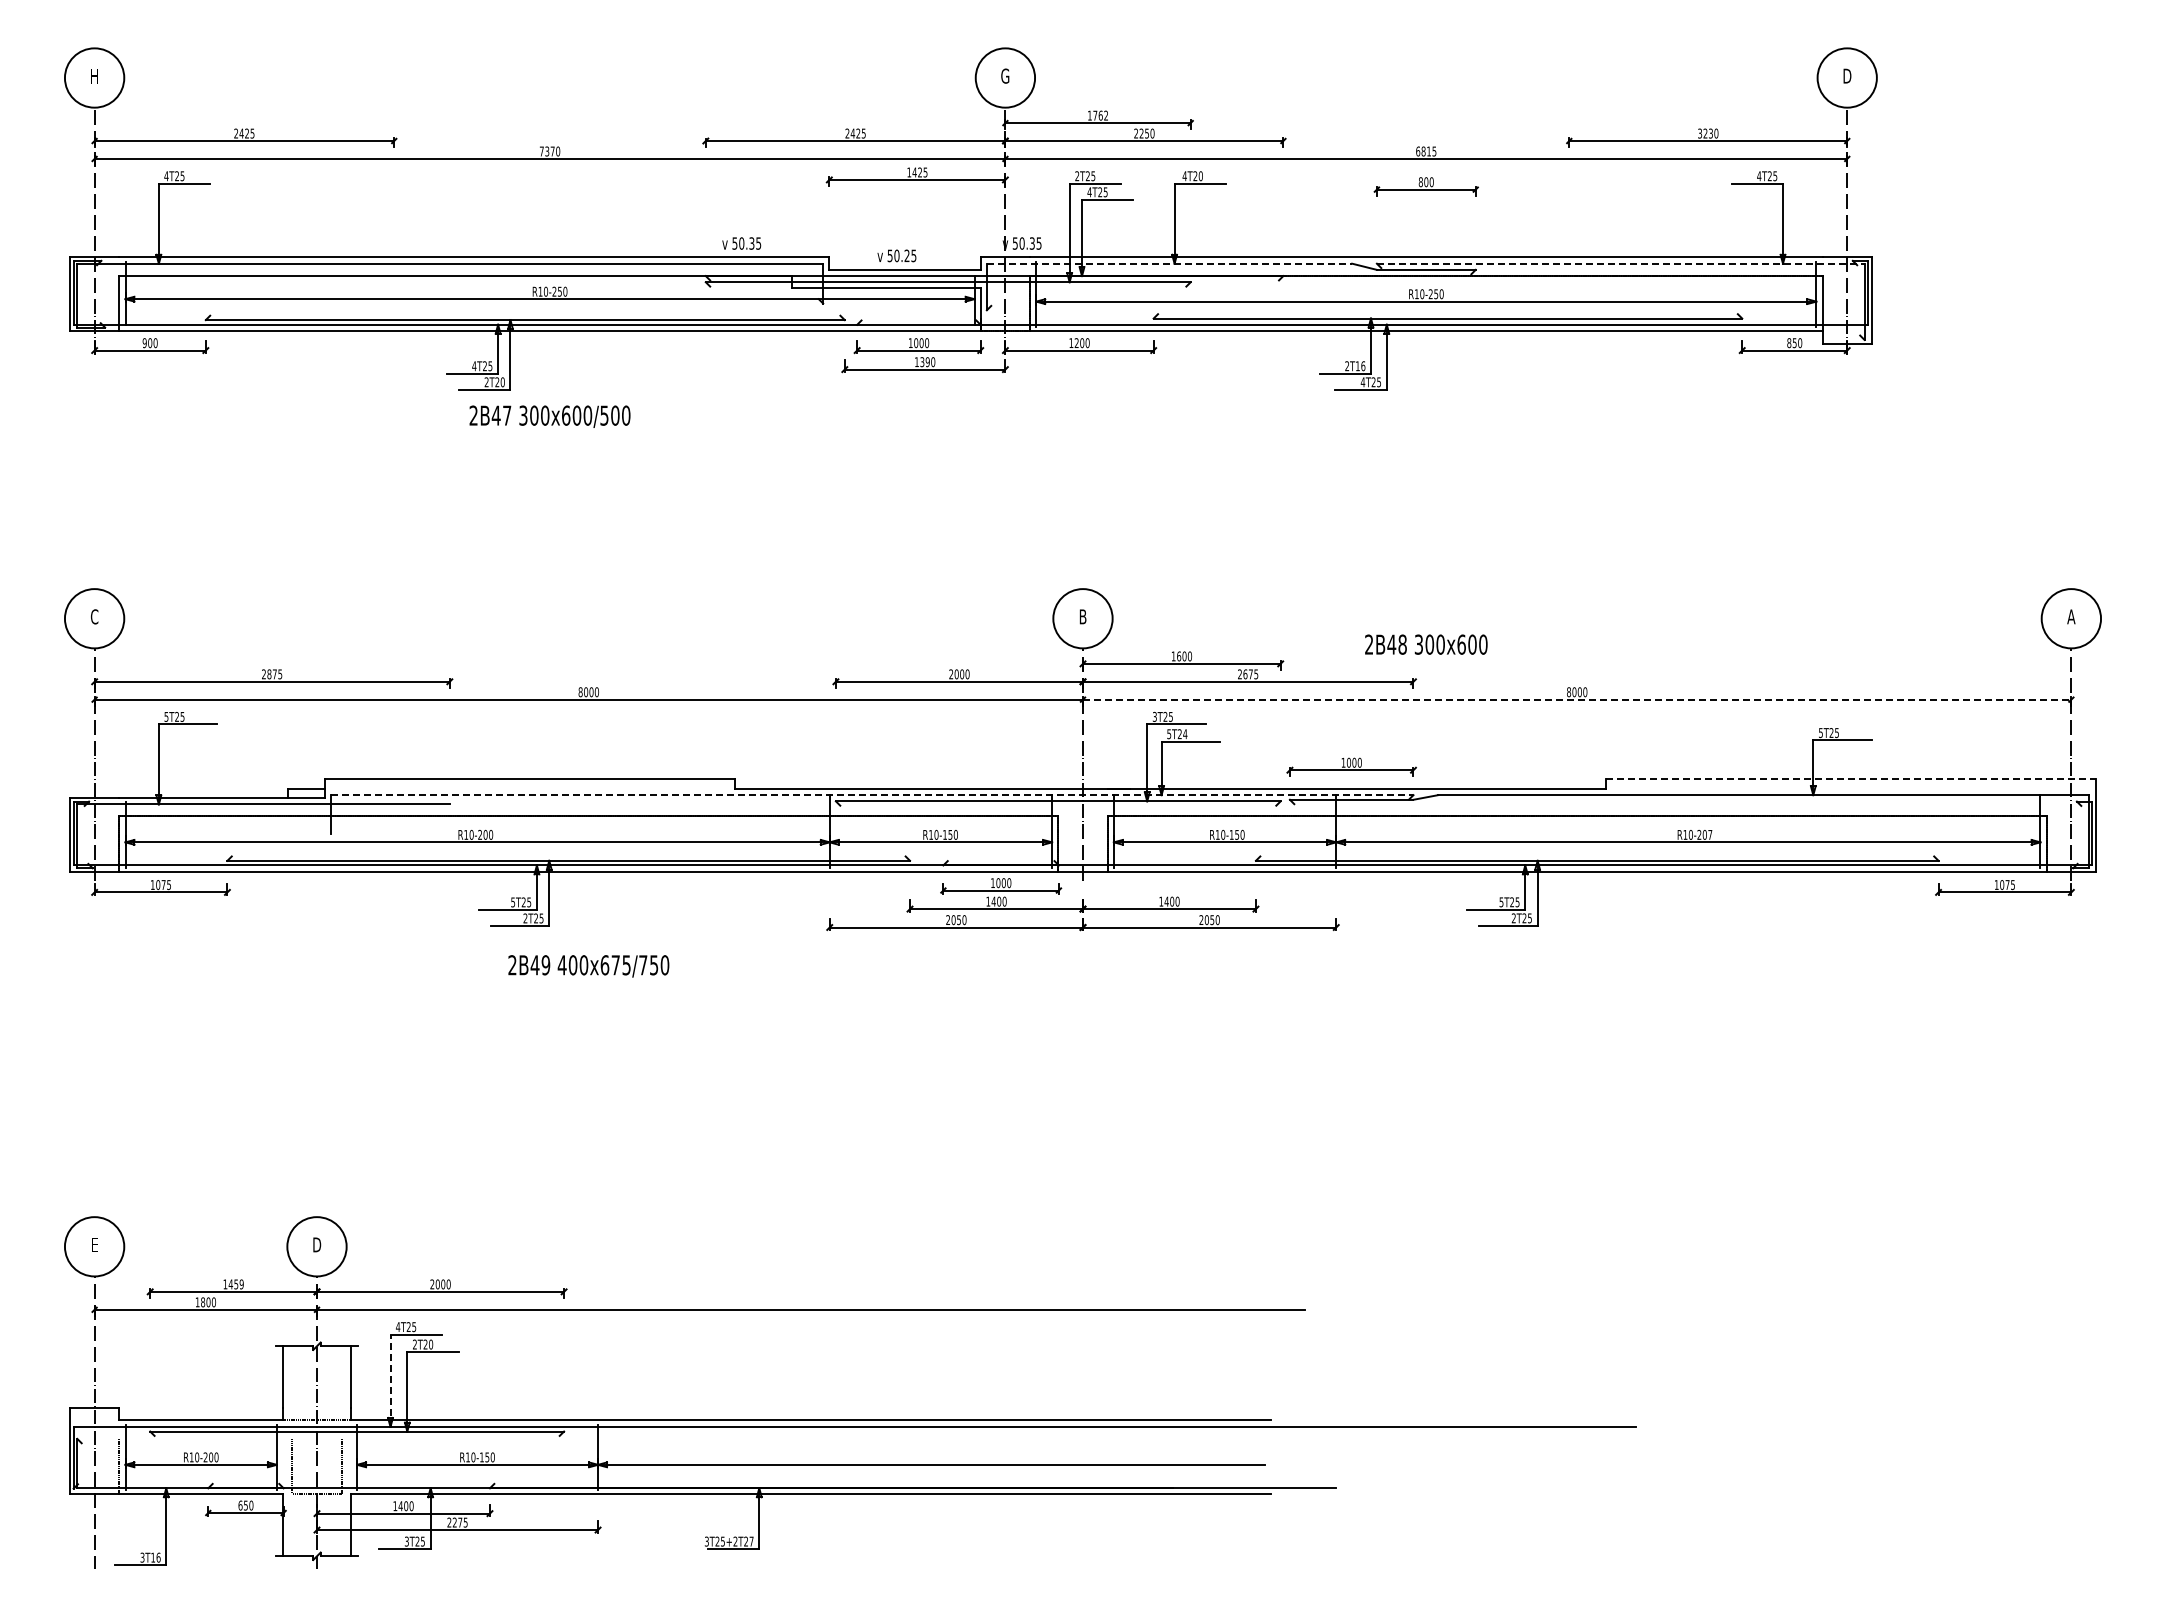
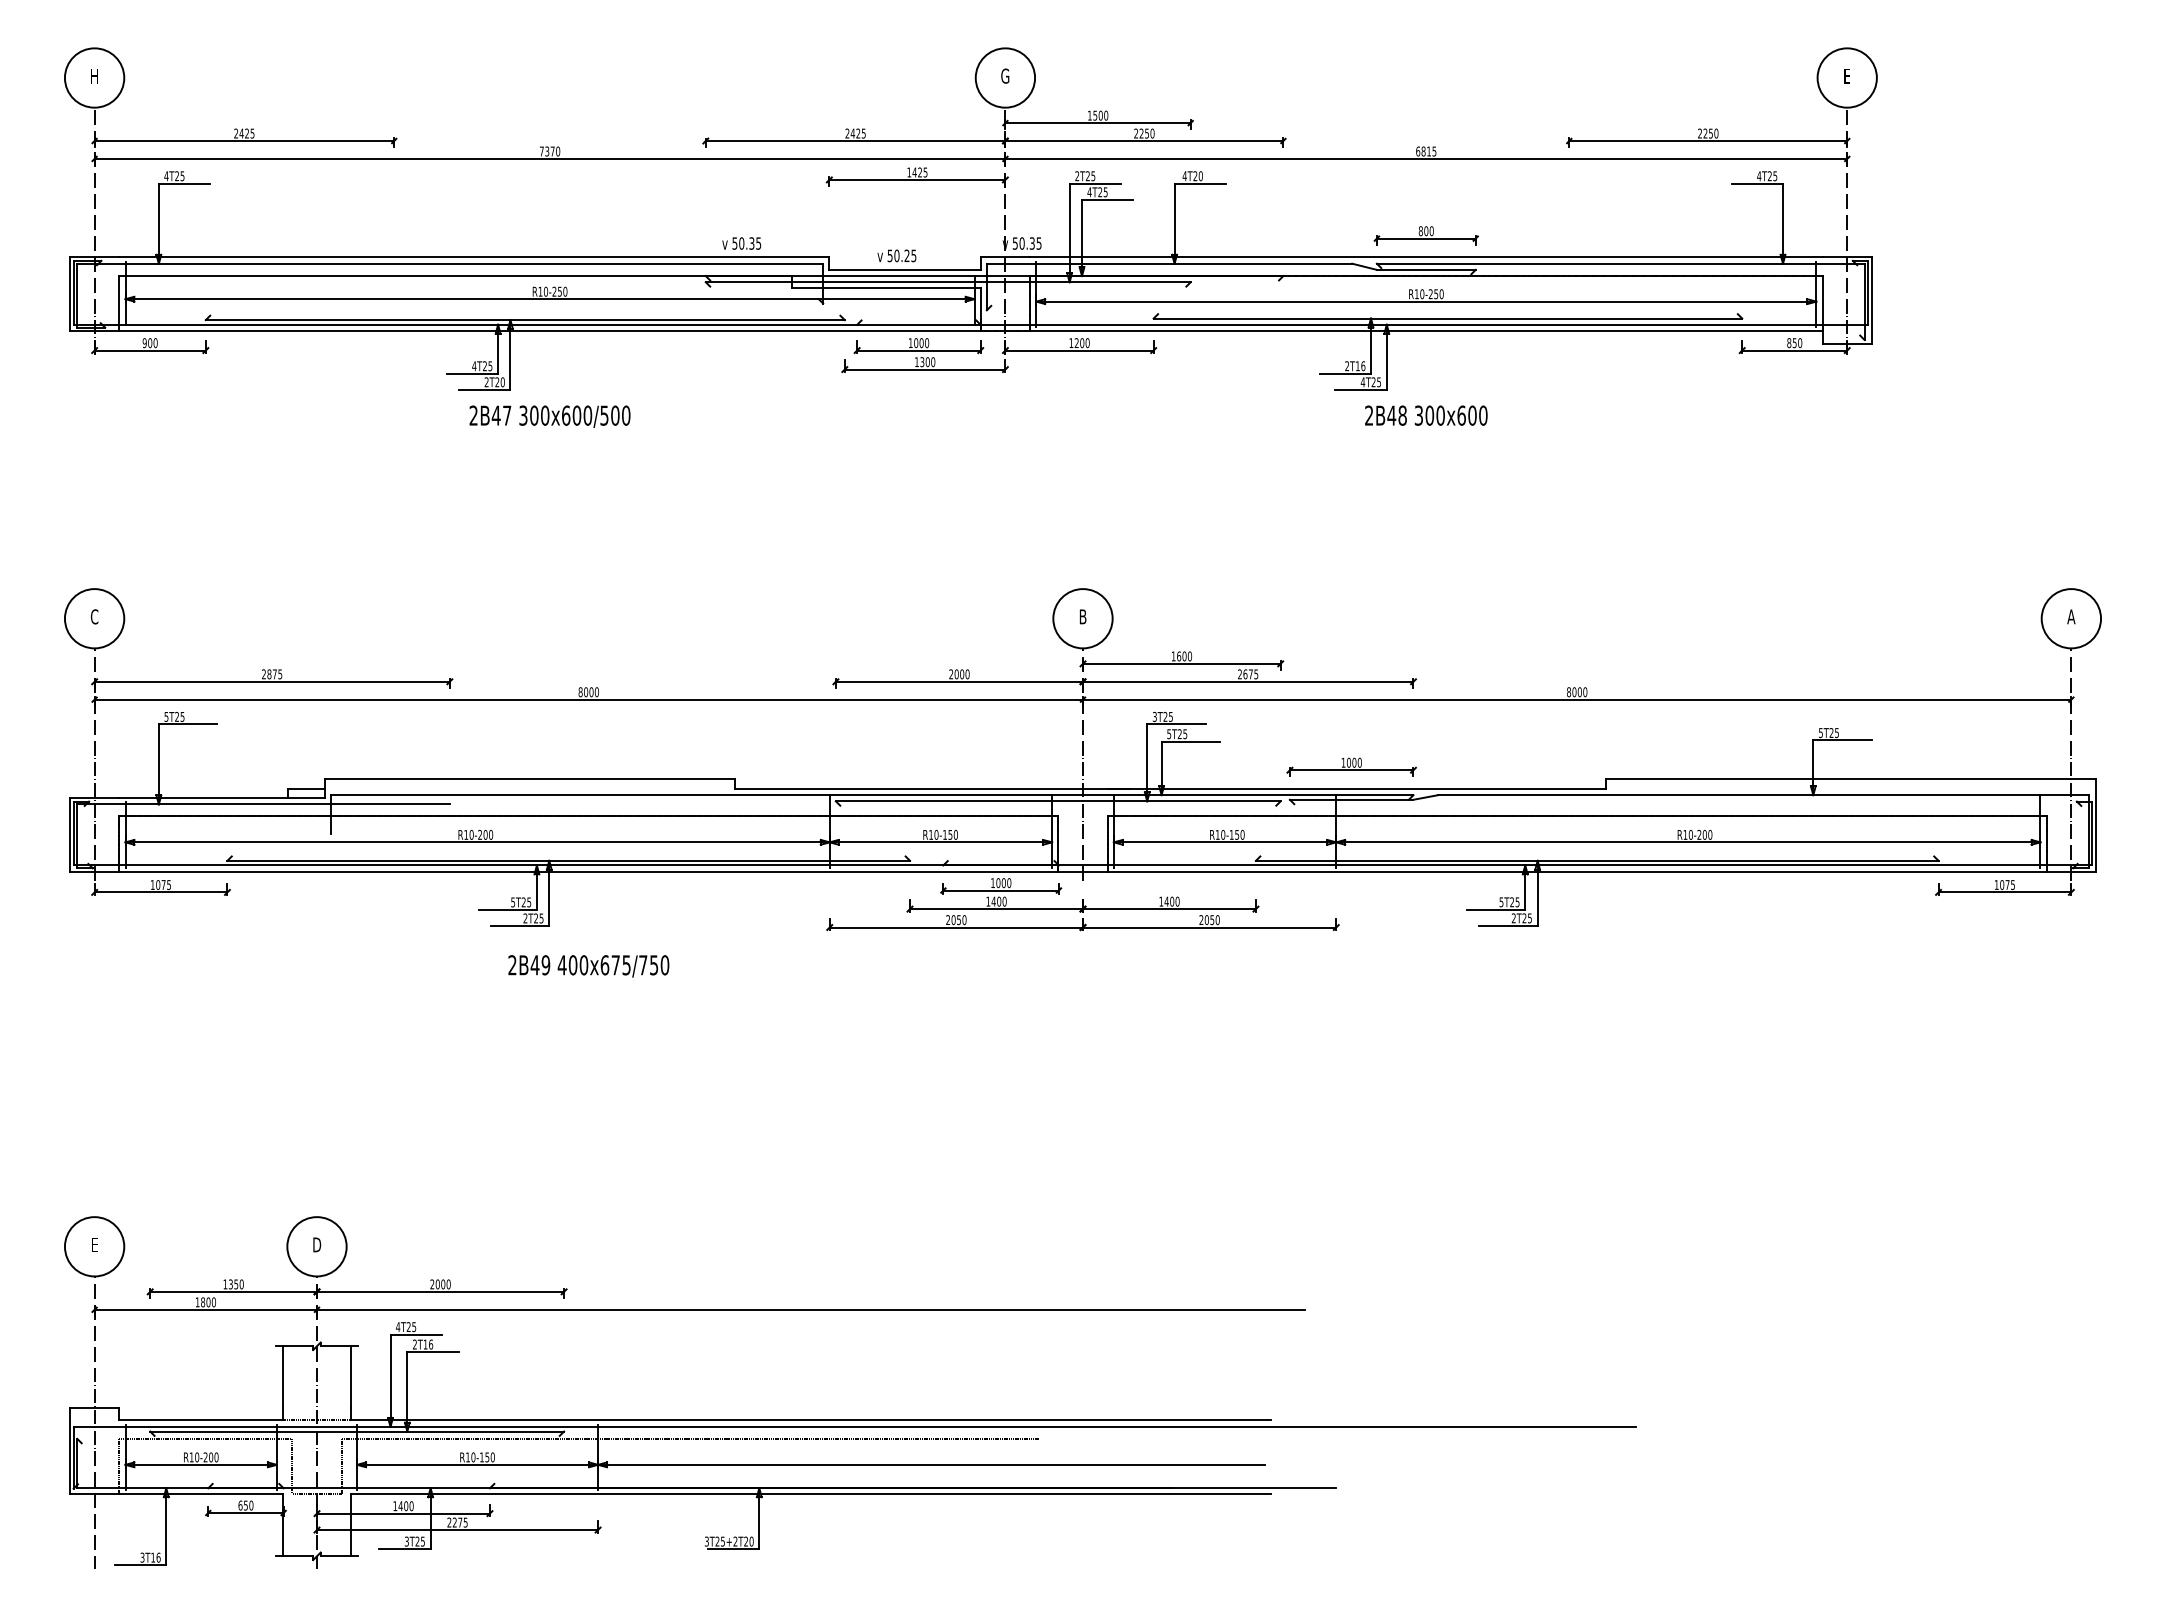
text: D -> E (1847, 75)
text: 1762 -> 1500 (1100, 115)
text: 3230 -> 2250 (1705, 133)
part position: (1425, 186) -> (1425, 235) (1425, 235)
line: dashed -> solid (1169, 263)
line: dashed -> solid (1620, 263)
text: 1390 -> 1300 (927, 362)
text position: (1426, 644) -> (1426, 415) (1426, 415)
line: dashed -> solid (1577, 699)
text: 5T24 -> 5T25 (1185, 734)
line: dashed -> solid (1851, 779)
line: dashed -> solid (872, 795)
text: R10-207 -> R10-200 (1710, 834)
text: 1459 -> 1350 (235, 1284)
text: 2T20 -> 2T16 (428, 1344)
line: dashed -> solid (390, 1380)
line: none -> present (205, 1438)
line: none -> present (690, 1438)
text: 3T25+2T27 -> 3T25+2T20 (751, 1541)
